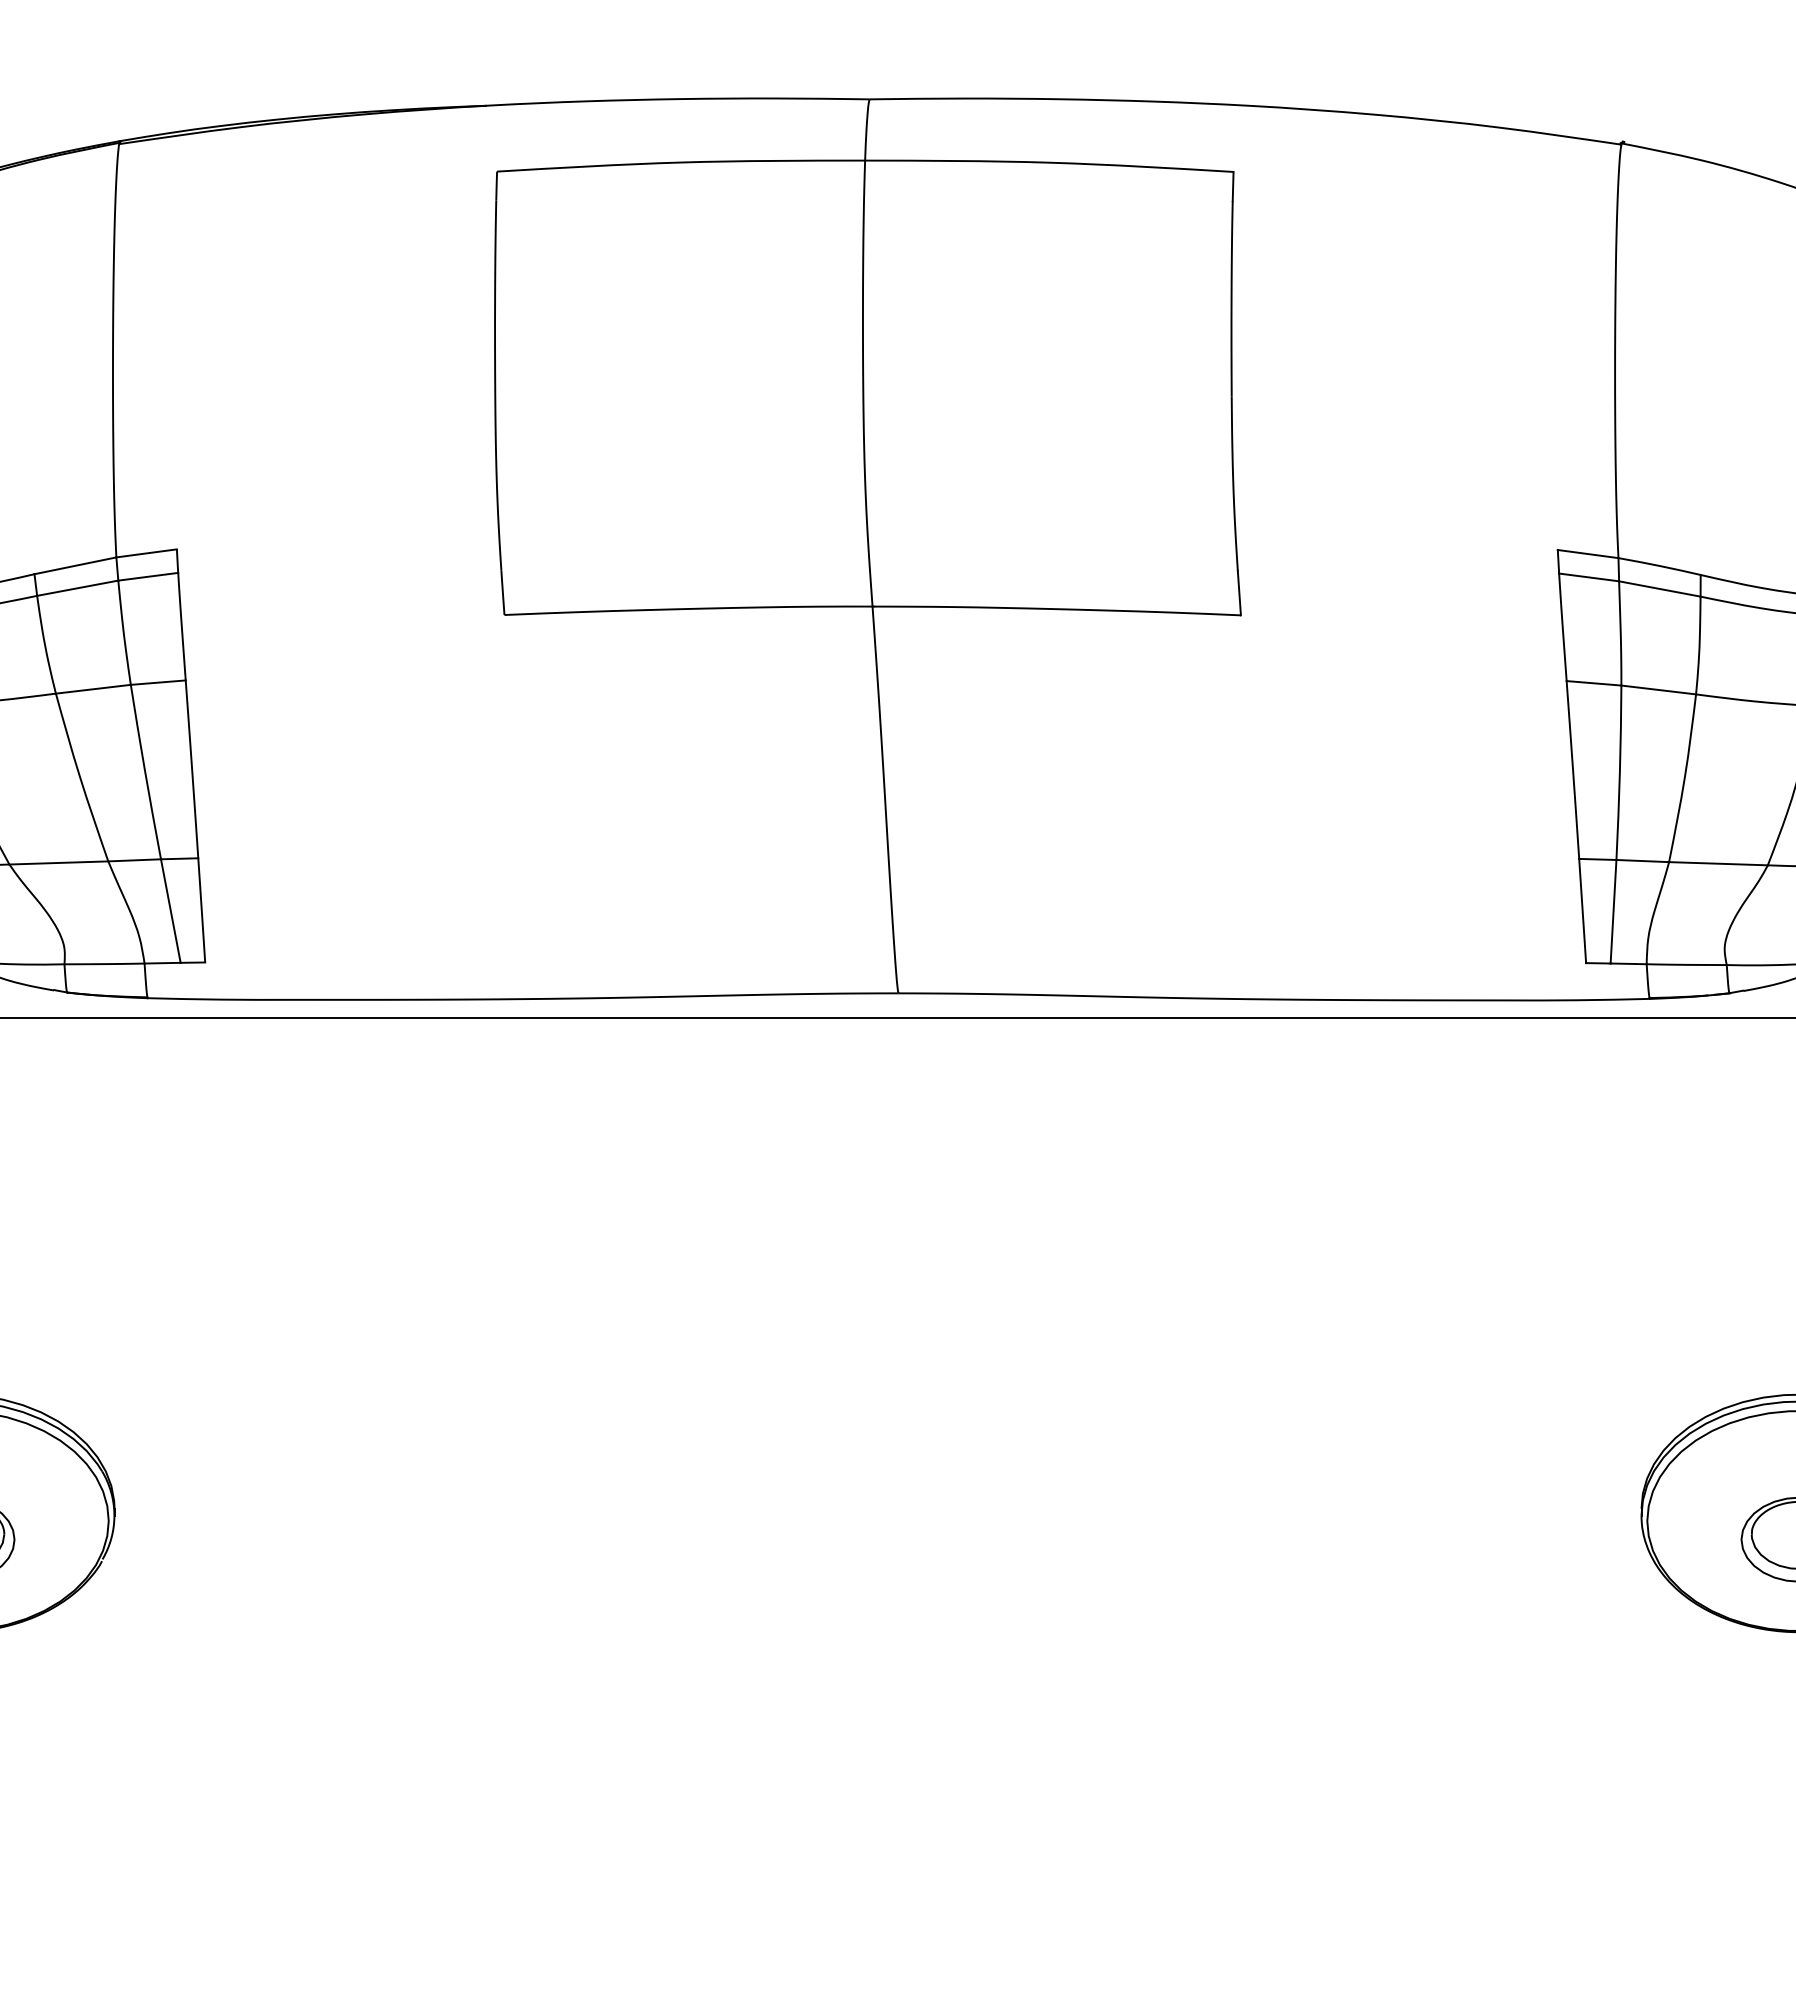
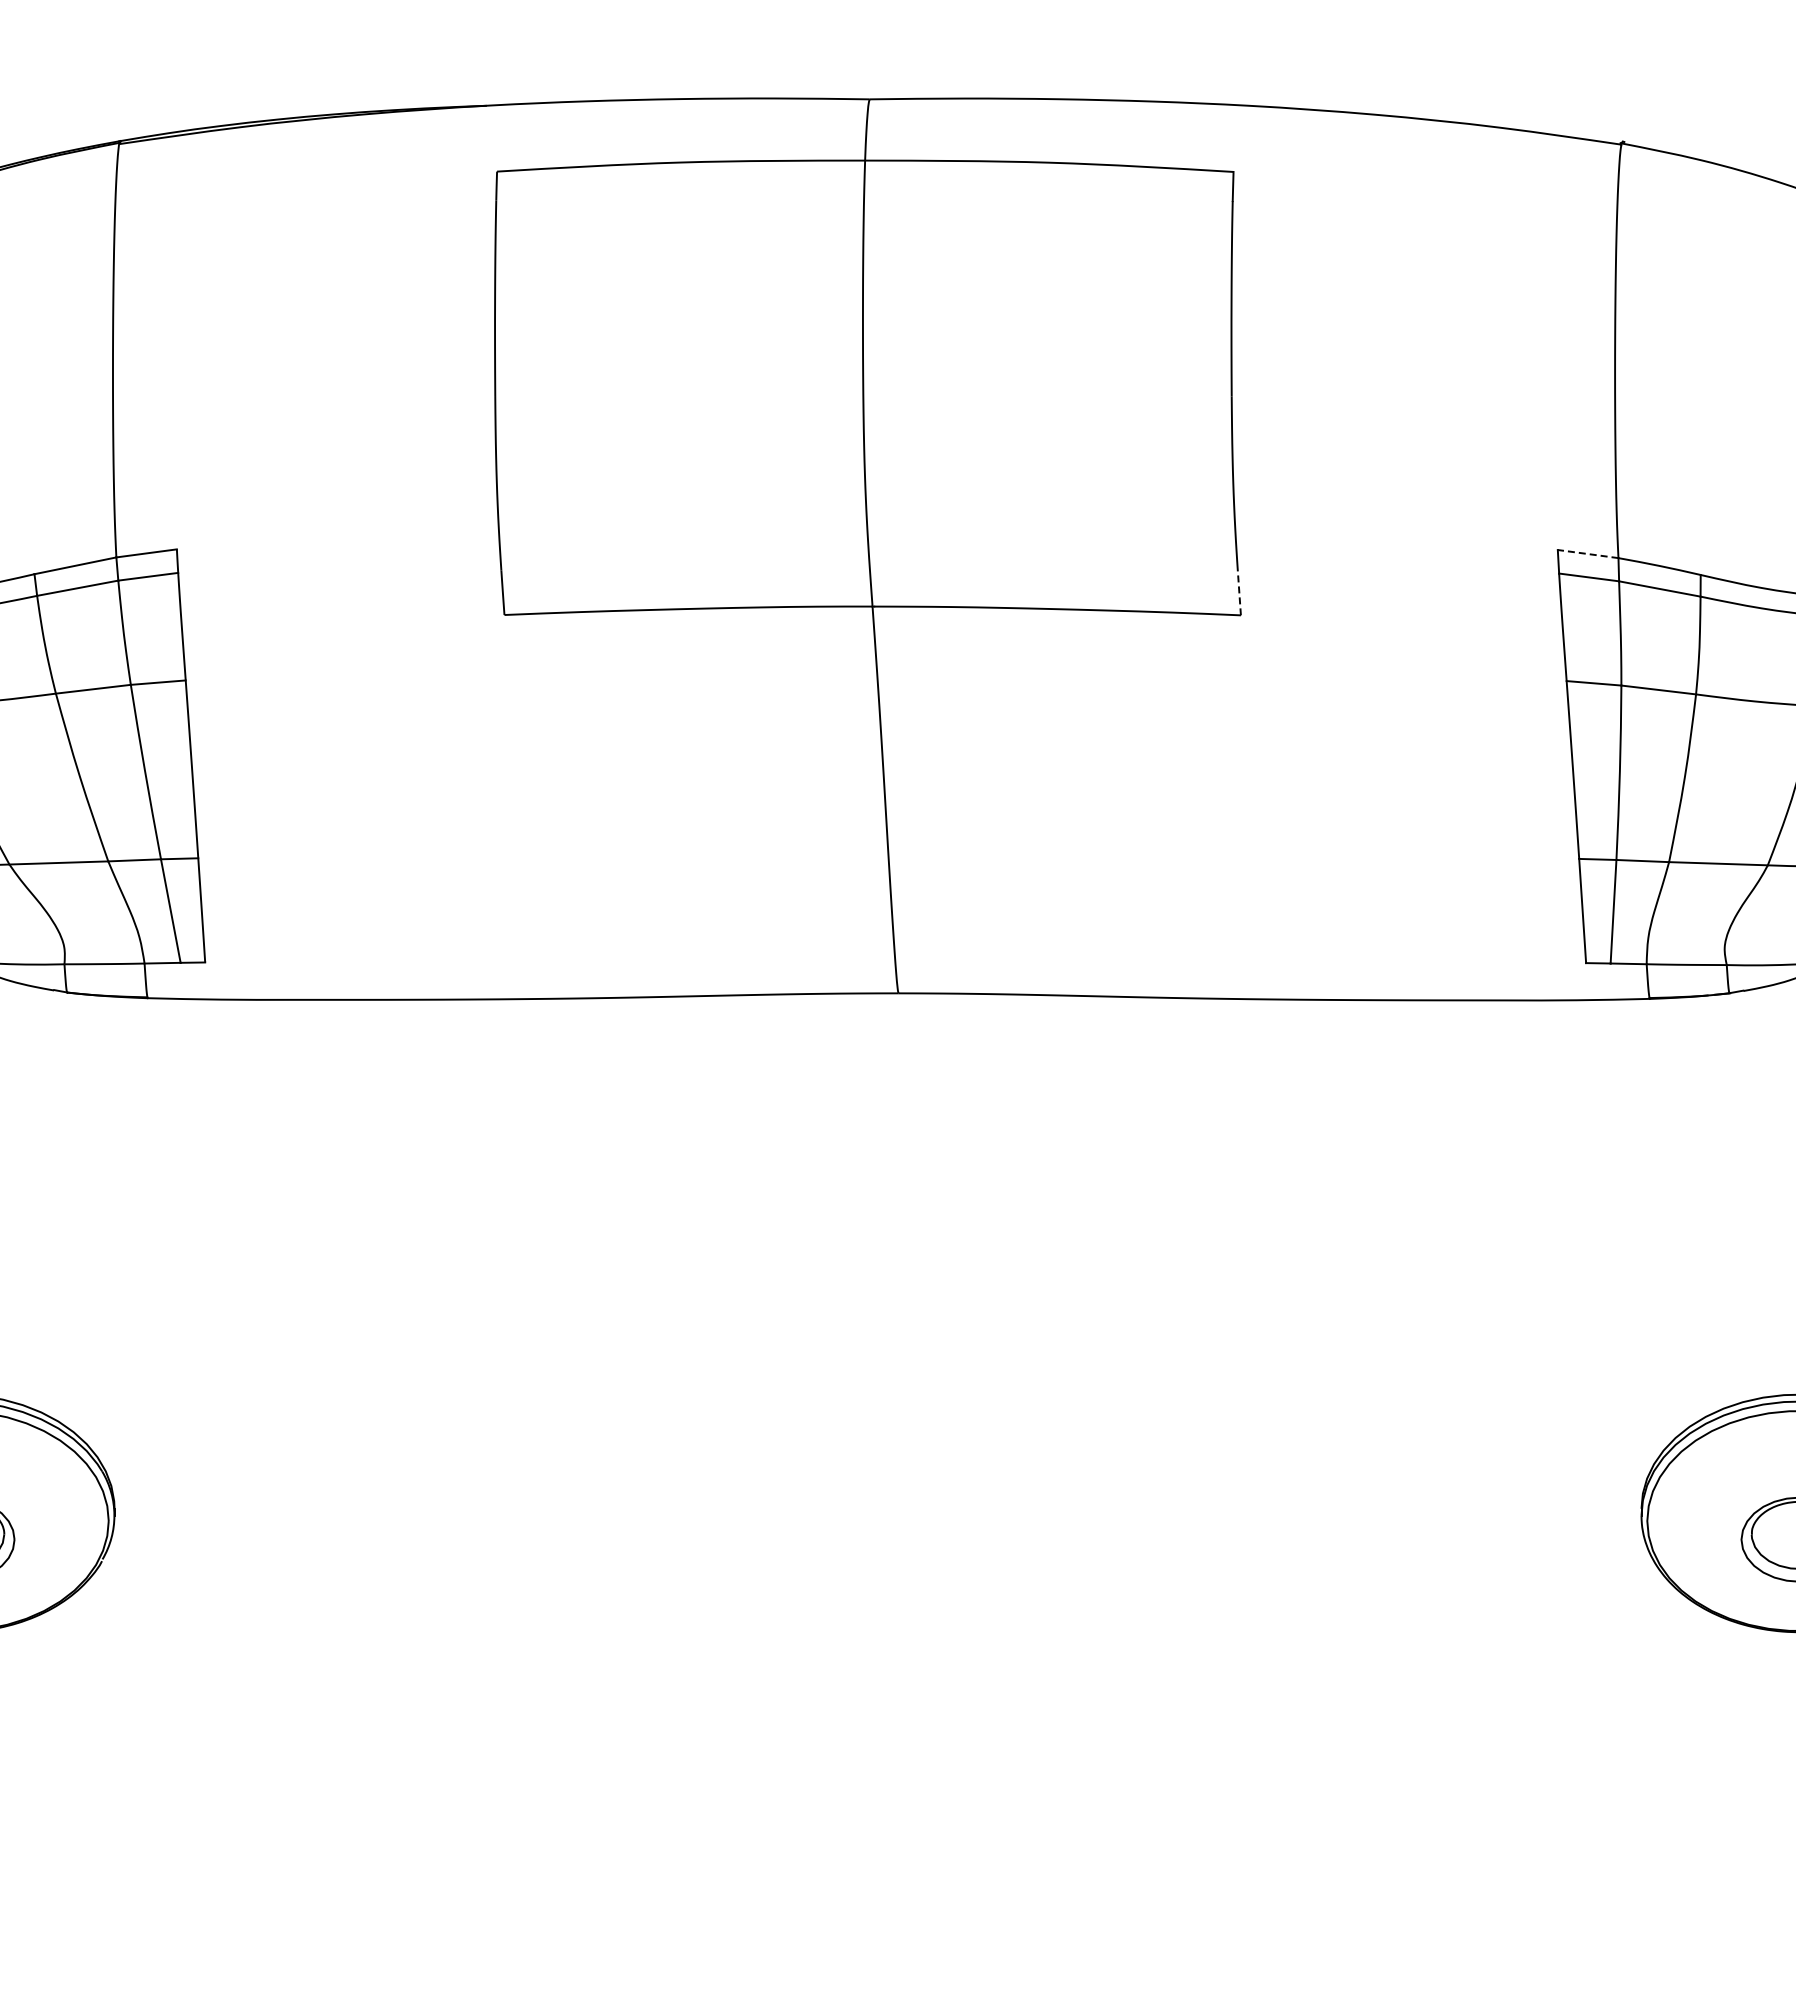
line: solid -> dashed (1588, 554)
line: solid -> dashed (1239, 592)
line: present -> none (897, 1018)
